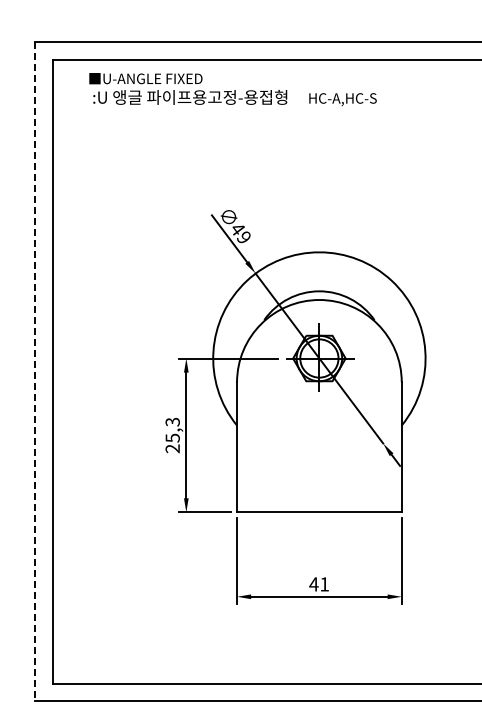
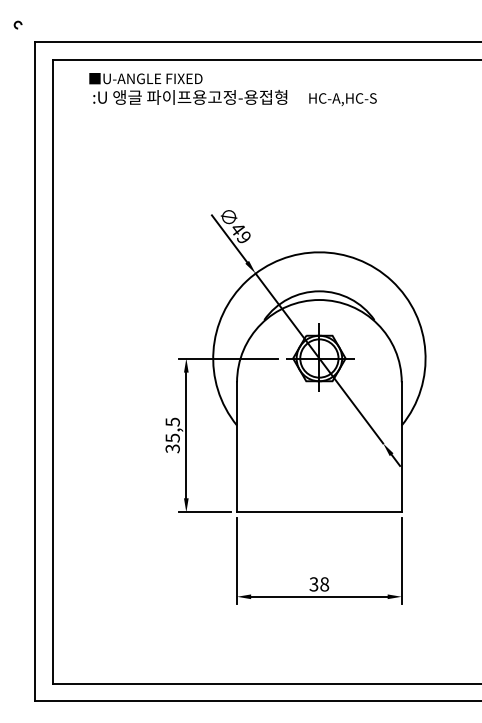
arc: none -> present (16, 23)
line: dashed -> solid (35, 372)
text: 25,3 -> 35,5 (172, 435)
text: 41 -> 38 (319, 584)
